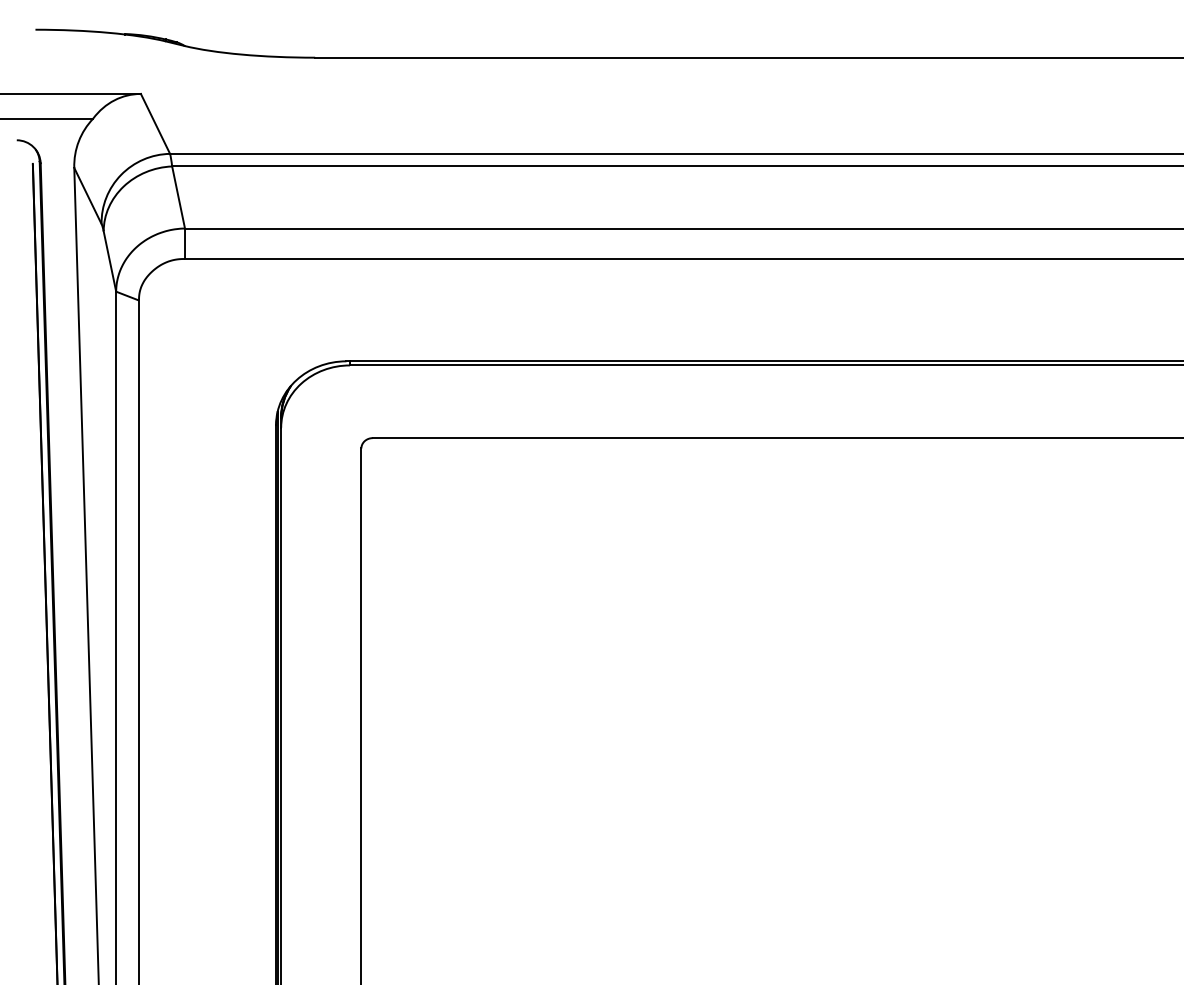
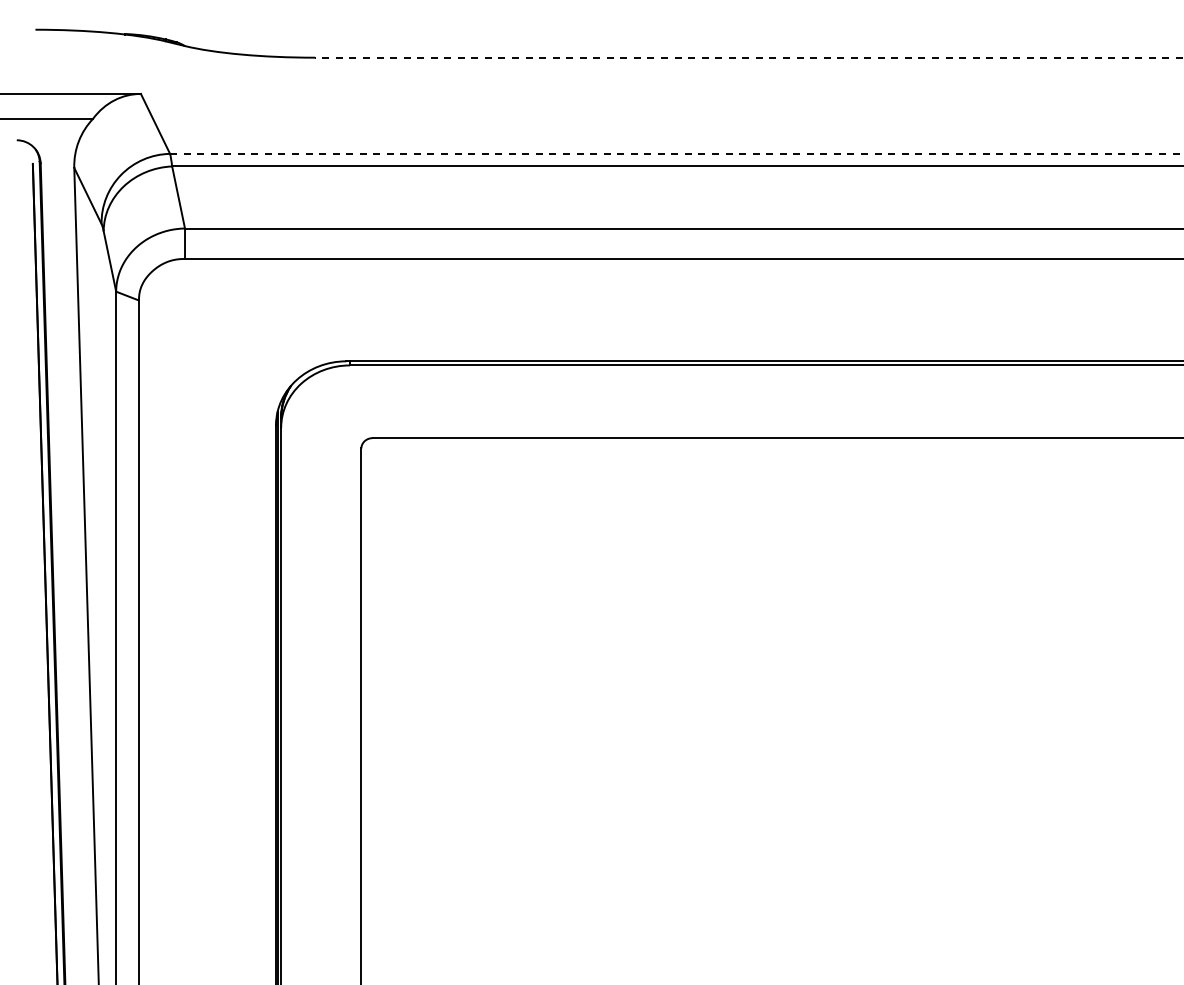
line: solid -> dashed (748, 57)
line: solid -> dashed (676, 153)
